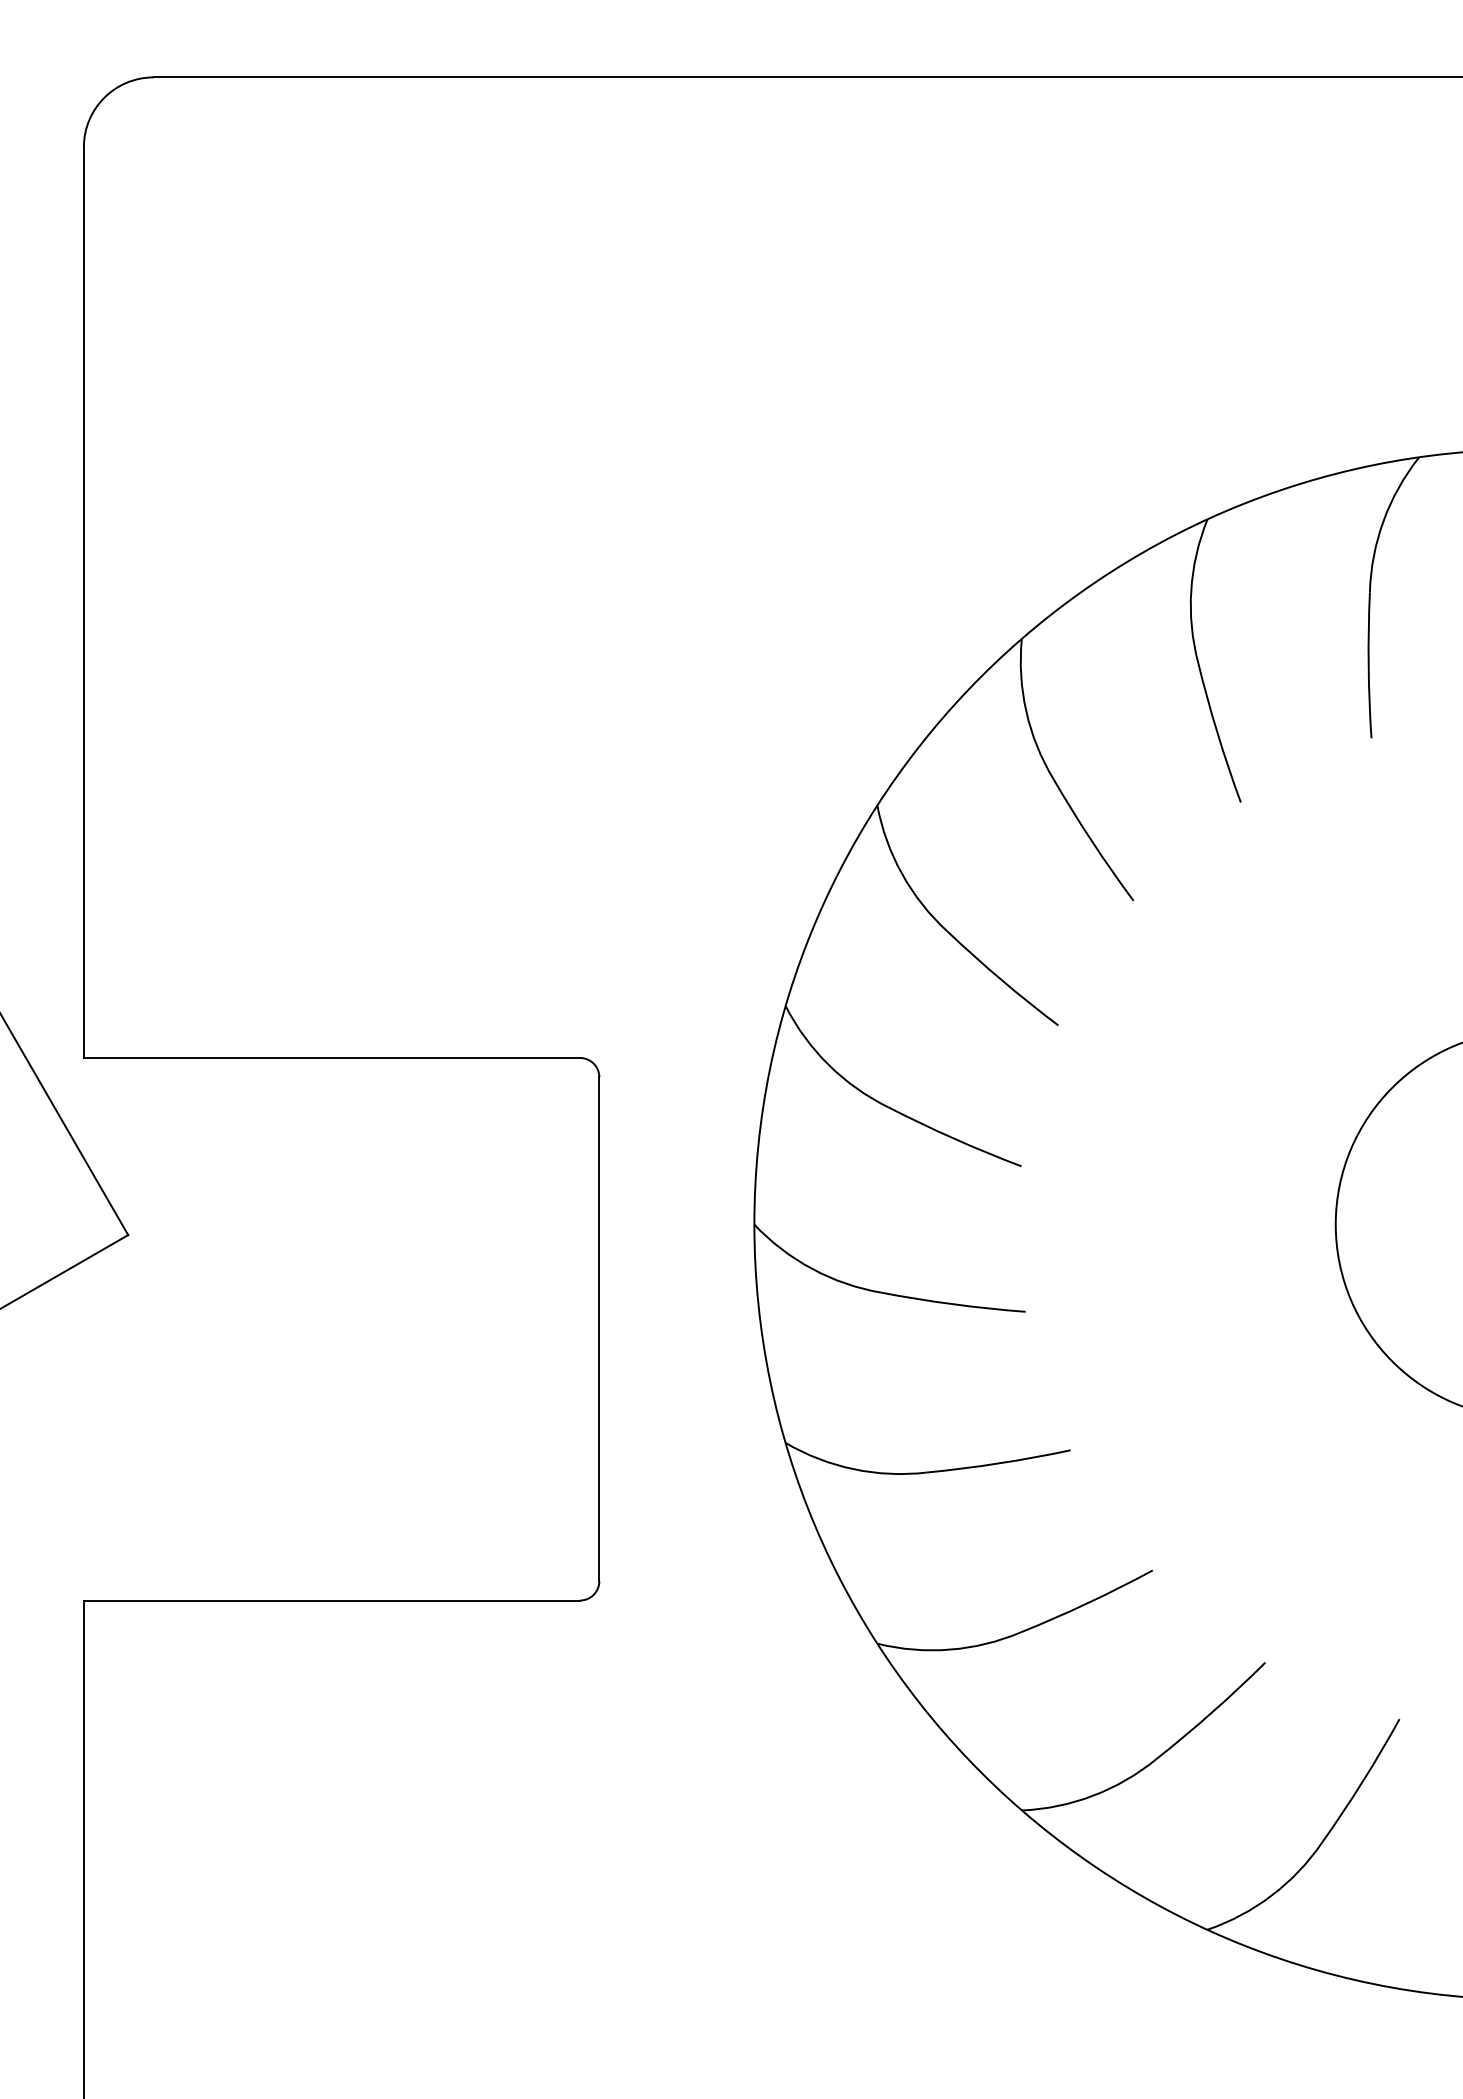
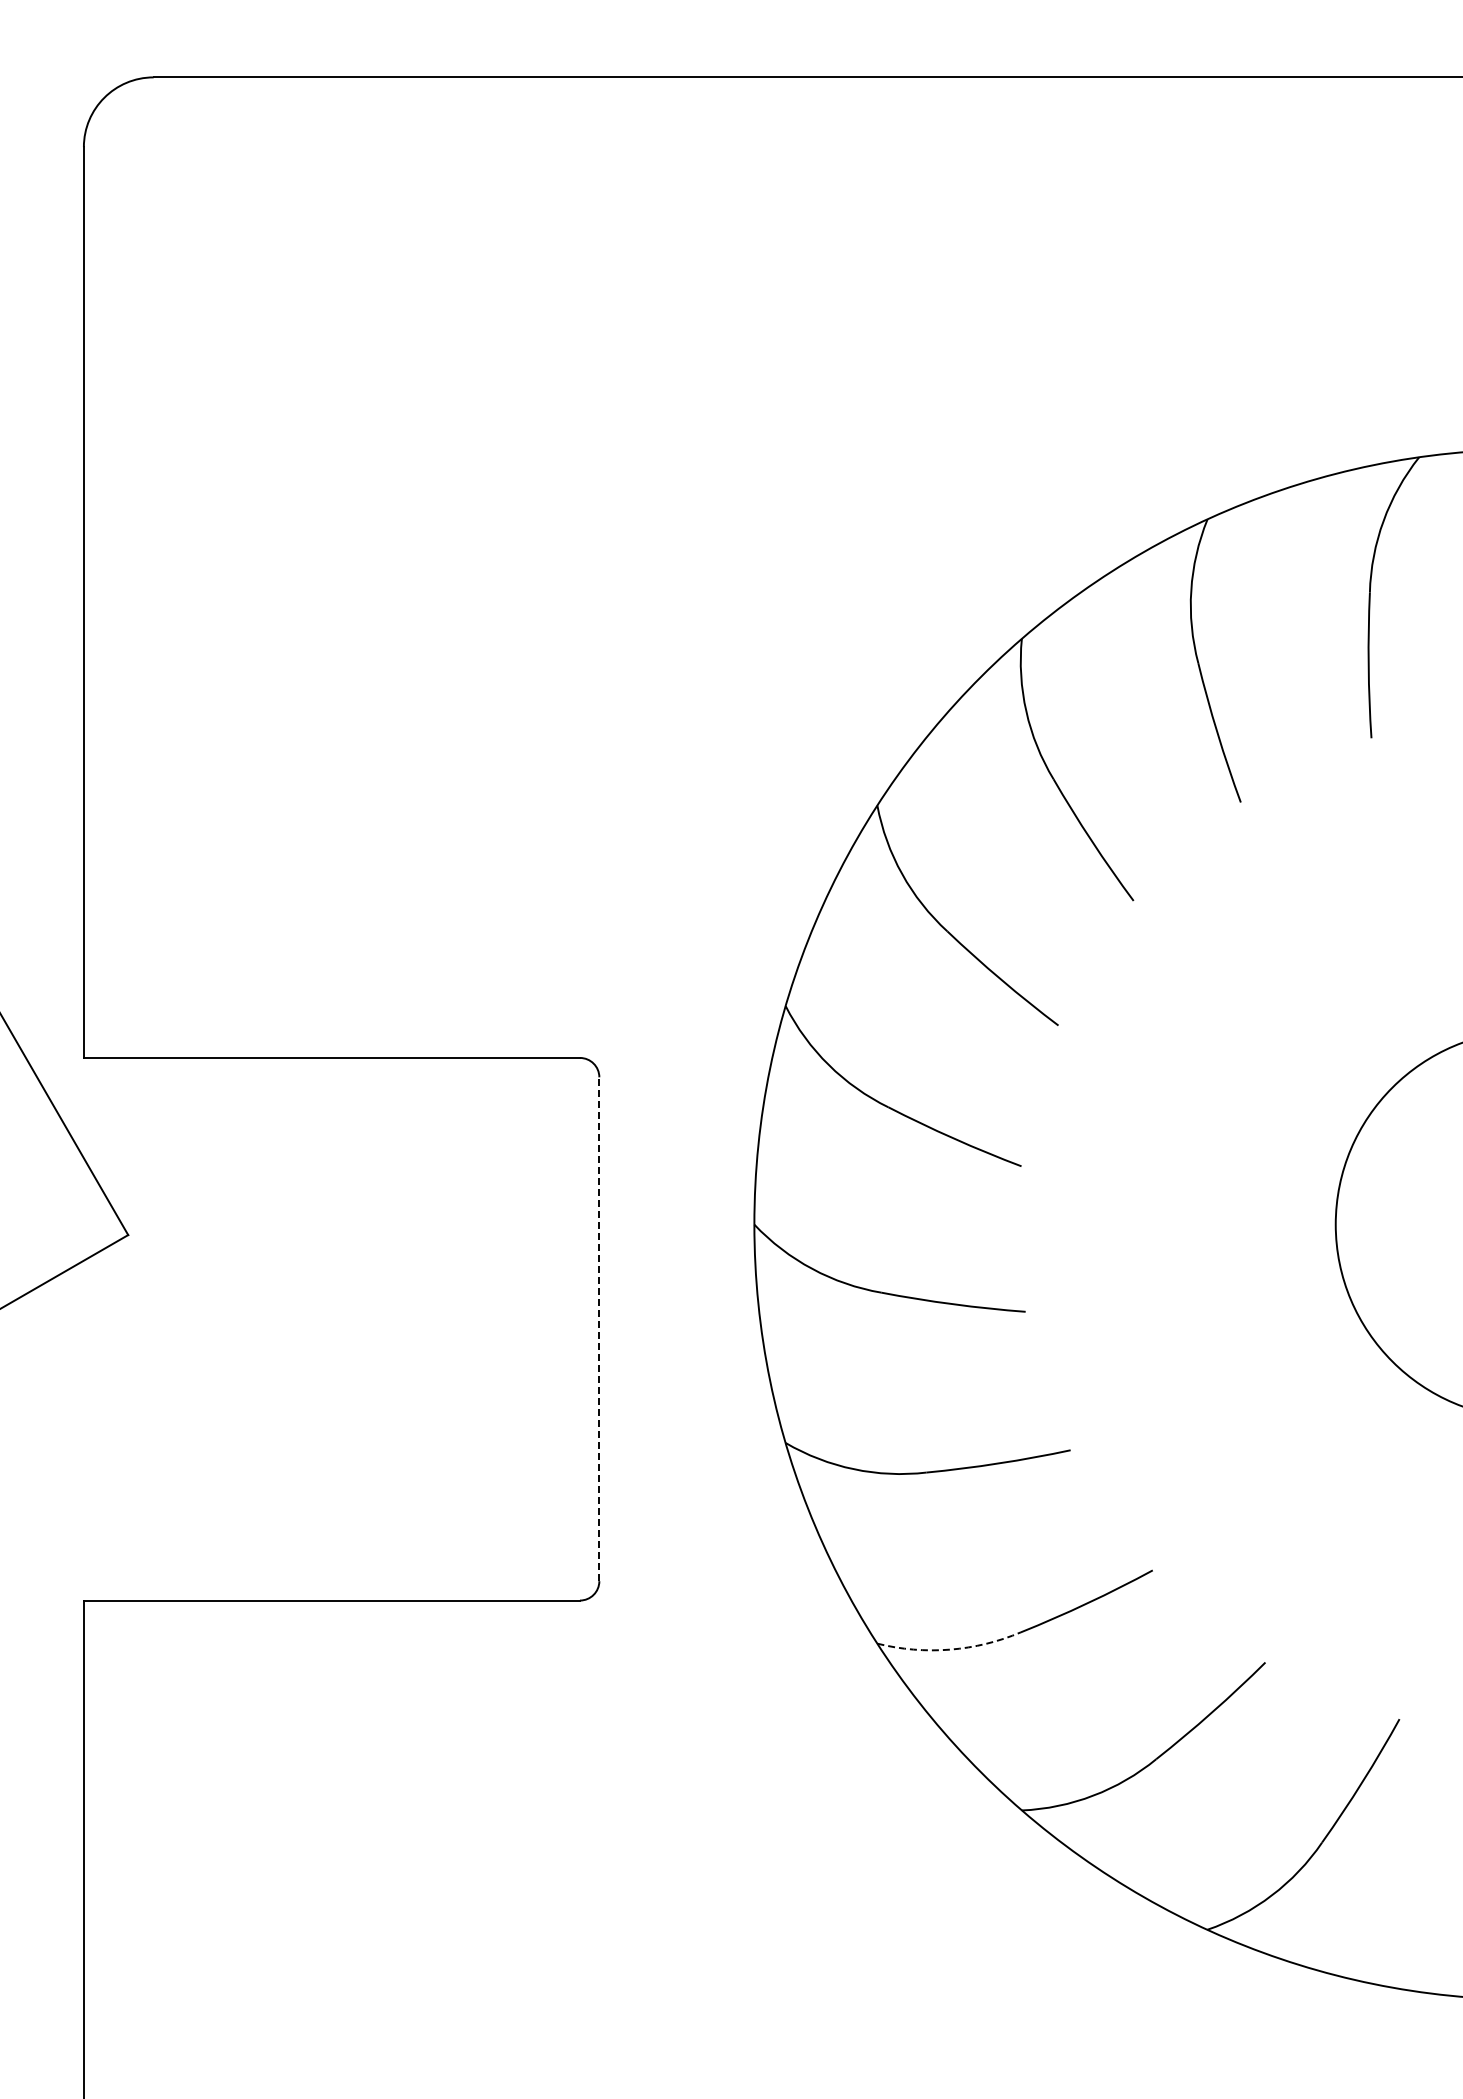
line: solid -> dashed (599, 1329)
arc: solid -> dashed (950, 1649)
